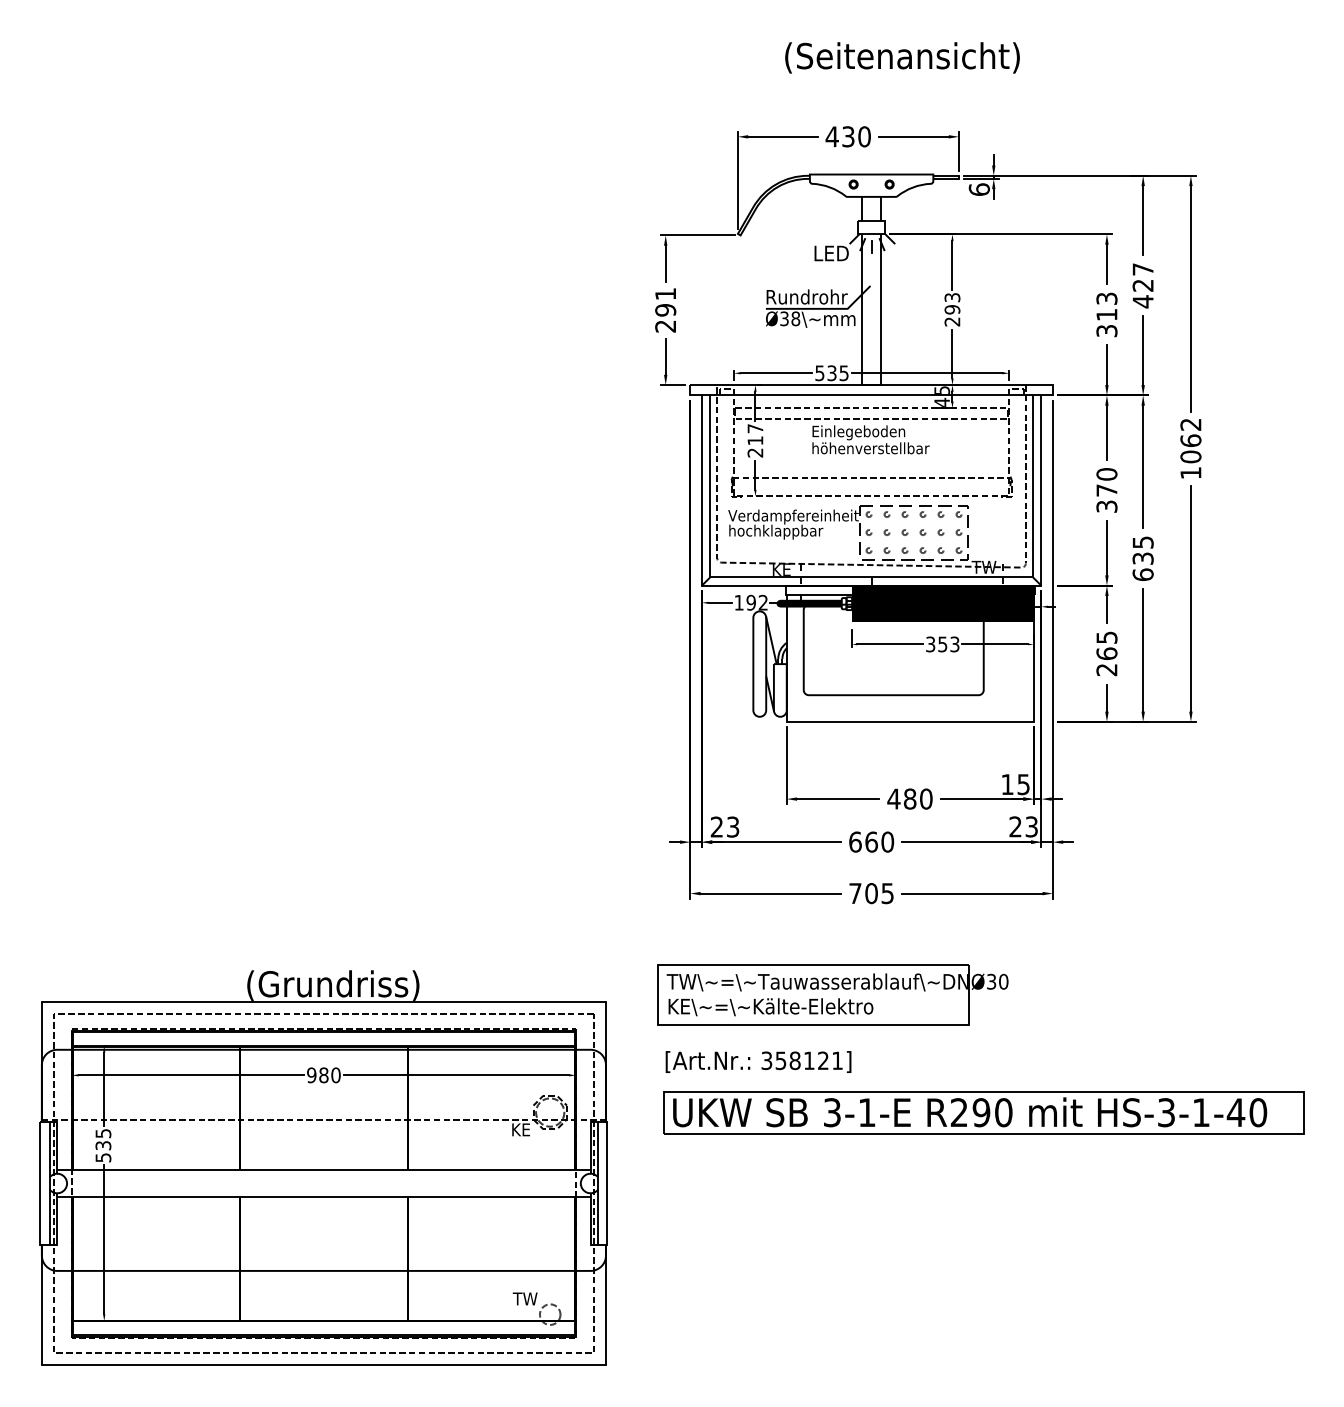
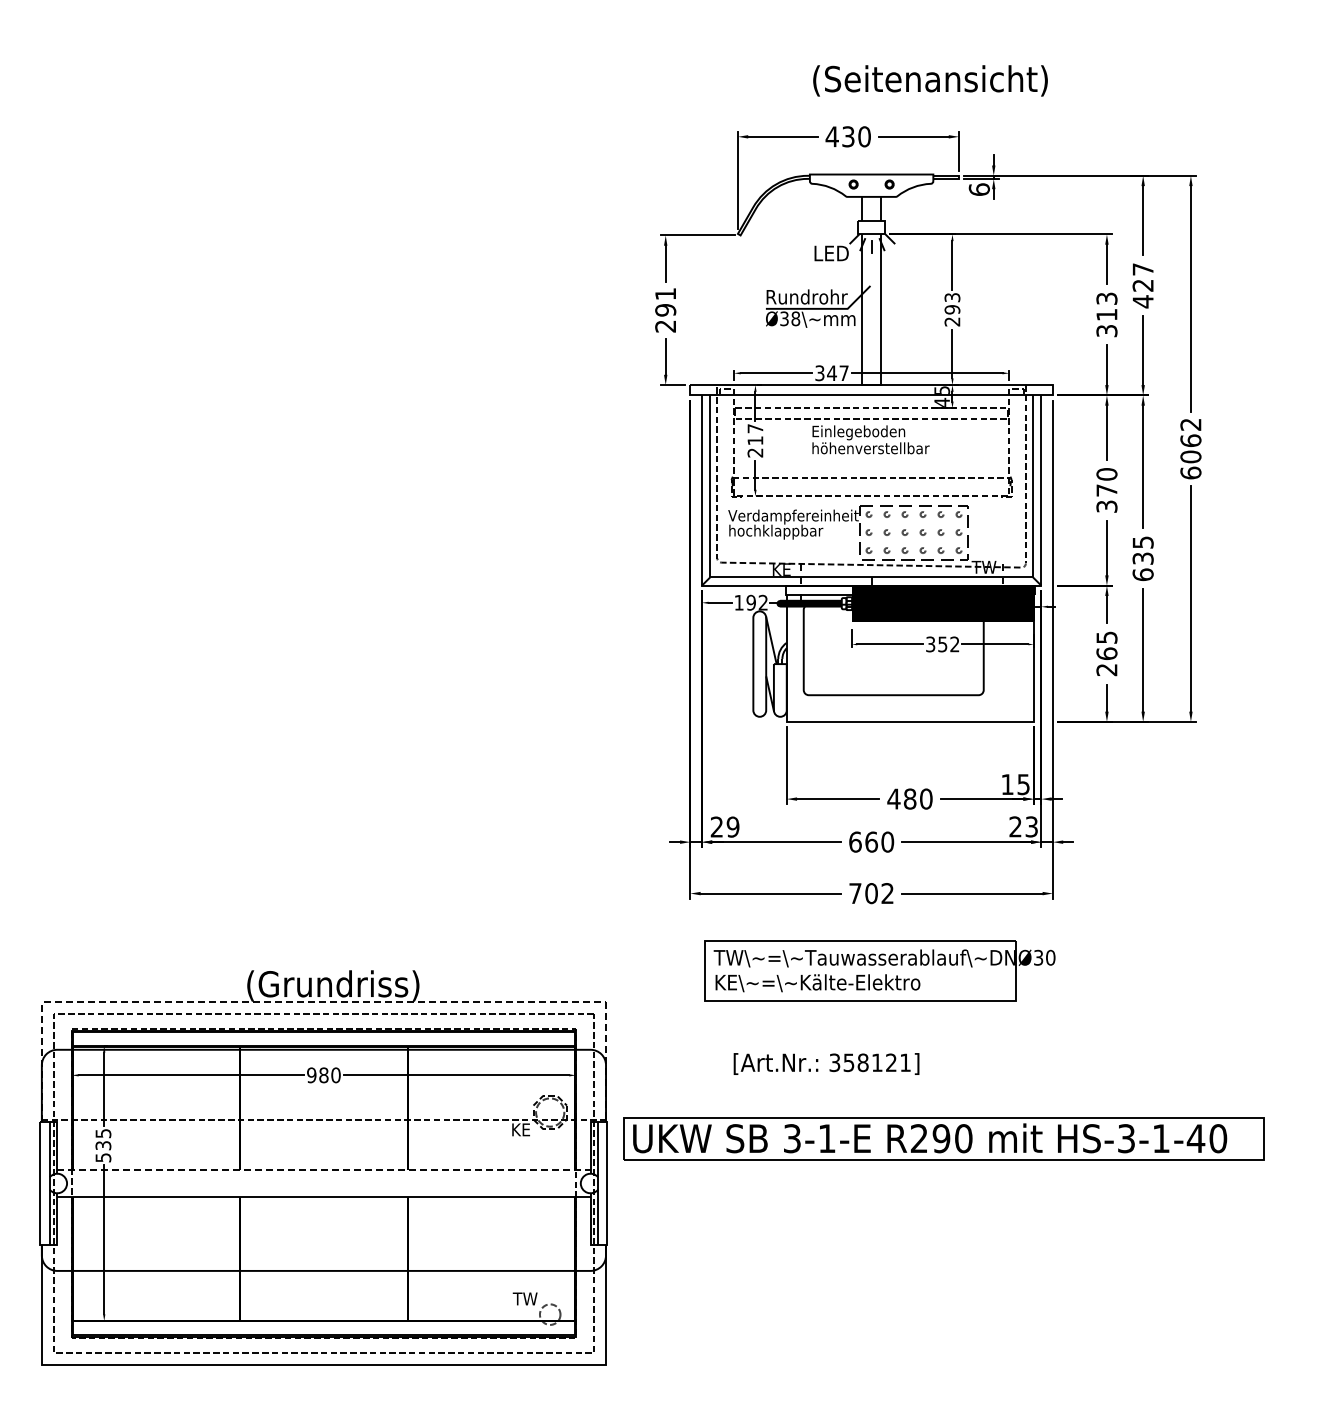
text position: (902, 57) -> (930, 80) (930, 80)
text: 535 -> 347 (831, 373)
text: 1062 -> 6062 (1190, 472)
text: 353 -> 352 (954, 644)
text: 23 -> 29 (732, 826)
text: 705 -> 702 (887, 893)
part position: (832, 994) -> (879, 970) (879, 970)
line: solid -> dashed (323, 1002)
text position: (758, 1061) -> (826, 1063) (826, 1063)
part position: (983, 1112) -> (943, 1138) (943, 1138)
line: solid -> dashed (323, 1169)
